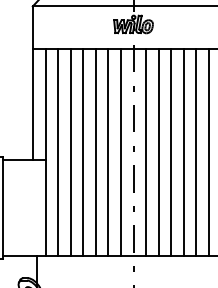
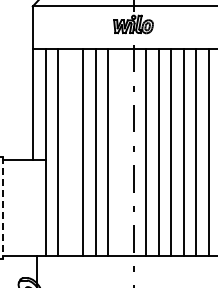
line: present -> none (70, 151)
line: present -> none (121, 151)
line: solid -> dashed (3, 208)
